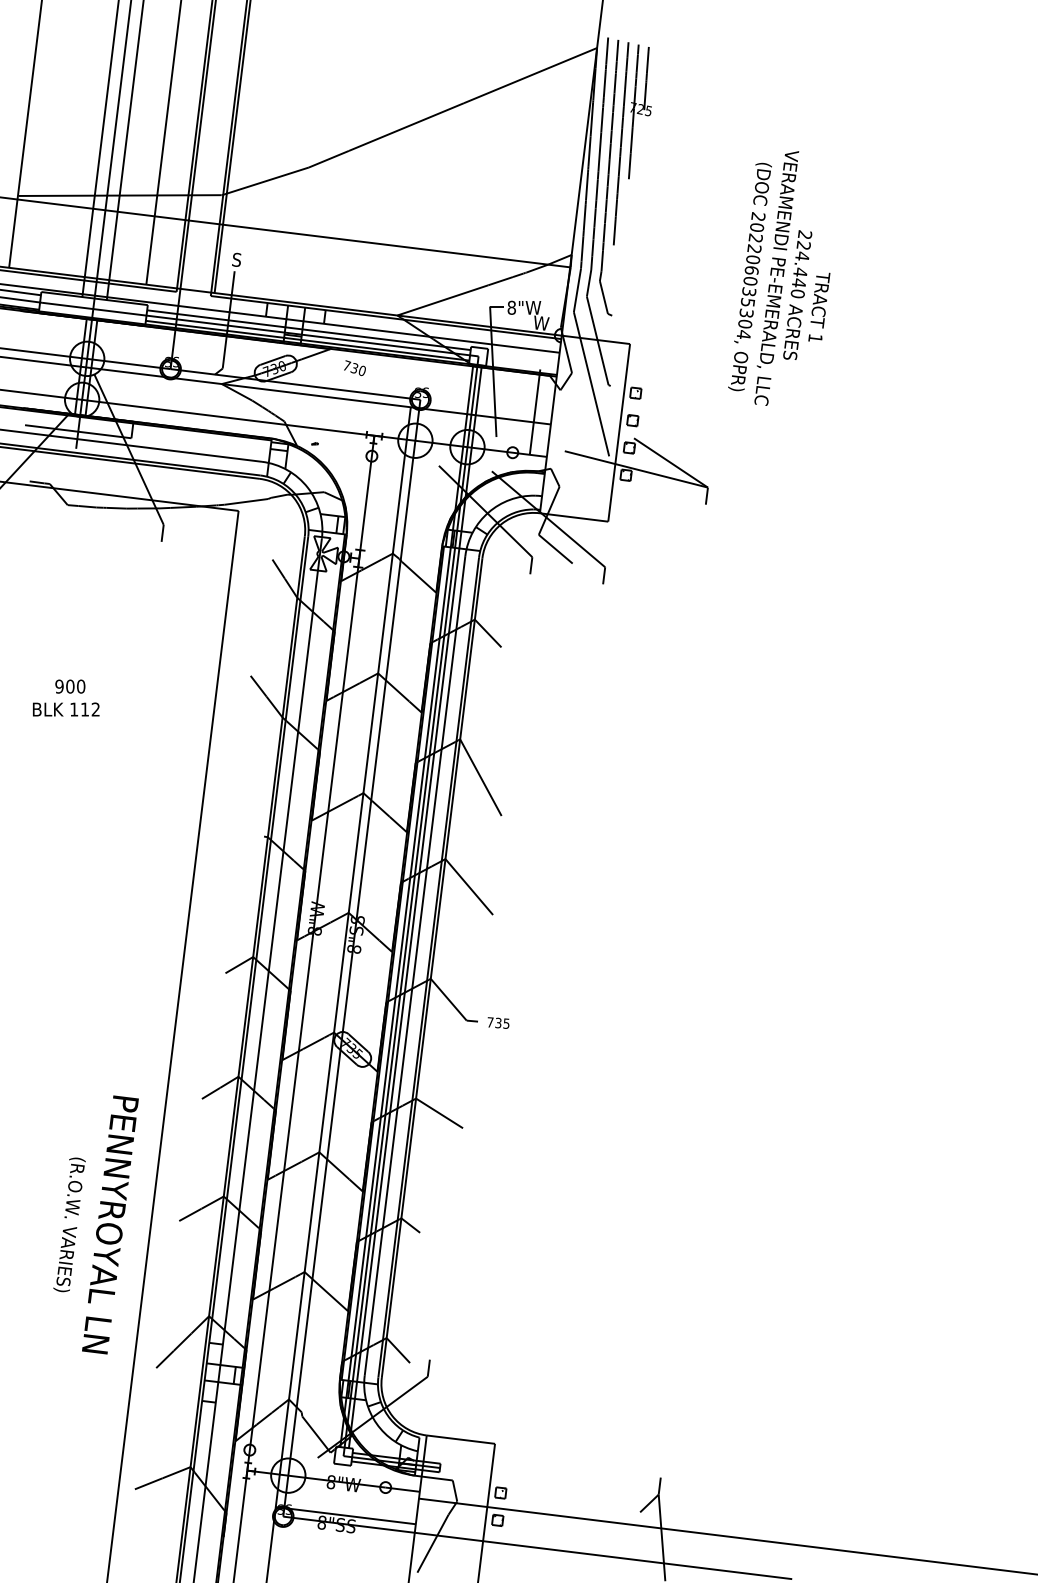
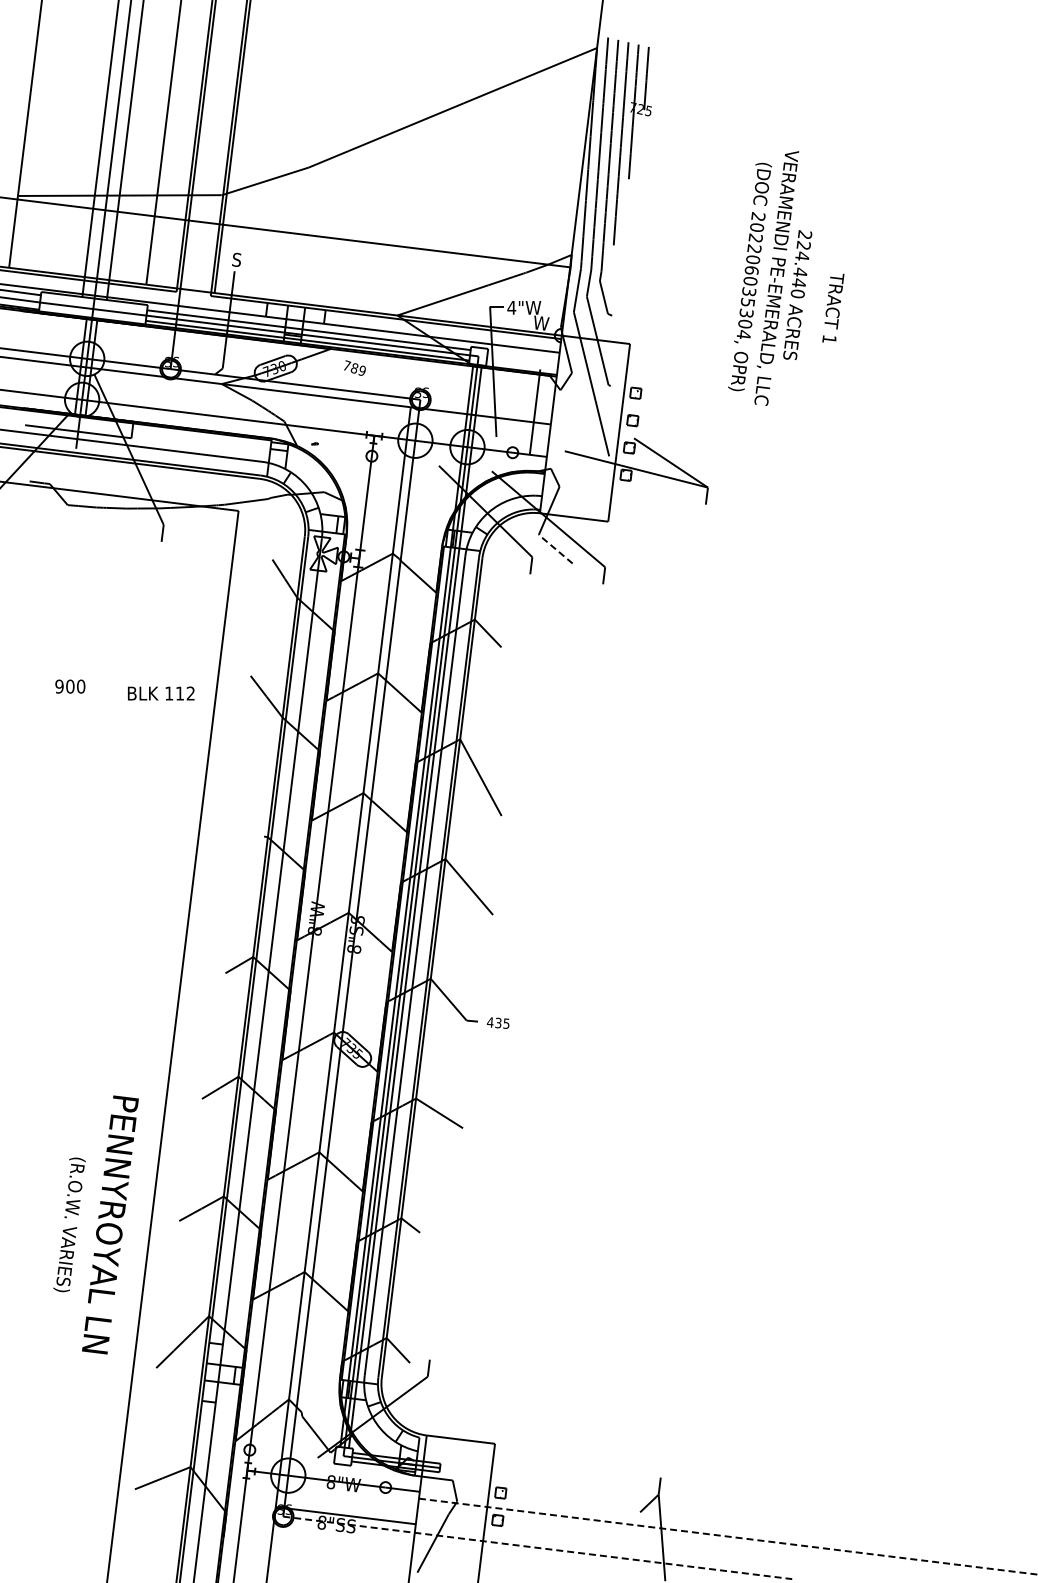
text position: (819, 306) -> (833, 307) (833, 307)
text: 8"W -> 4"W (511, 307)
text: 730 -> 789 (357, 369)
line: solid -> dashed (555, 548)
text position: (66, 709) -> (161, 693) (161, 693)
text: 735 -> 435 (489, 1022)
line: solid -> dashed (728, 1536)
line: solid -> dashed (538, 1547)
